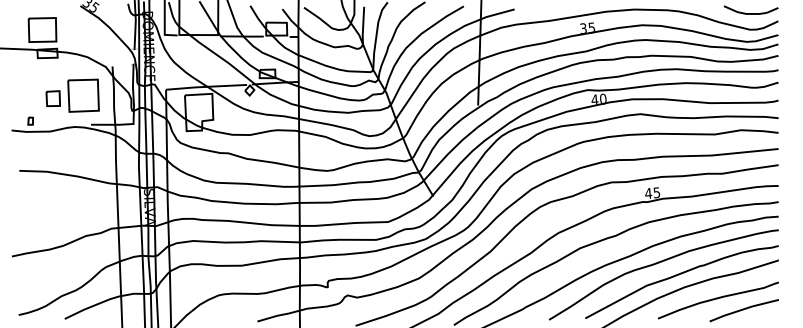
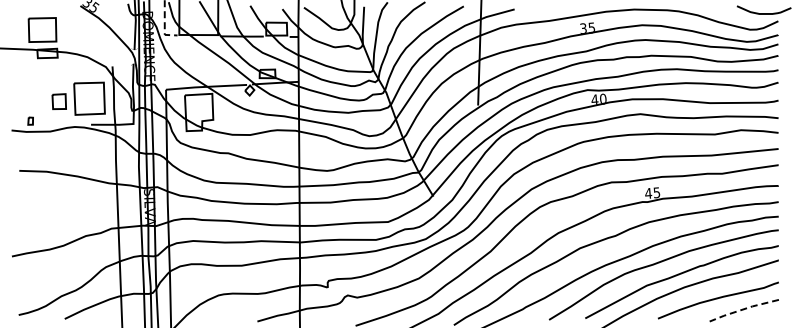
curve position: (750, 13) -> (763, 13) (763, 13)
line: solid -> dashed (164, 24)
part position: (72, 95) -> (78, 98) (78, 98)
line: solid -> dashed (743, 309)
